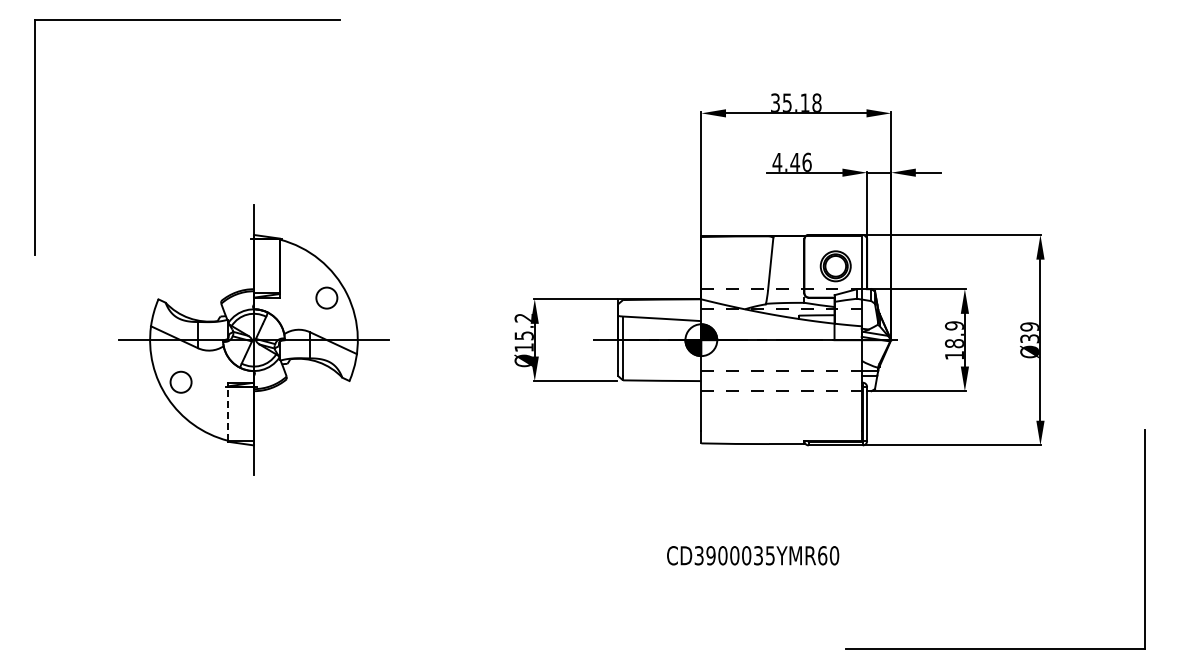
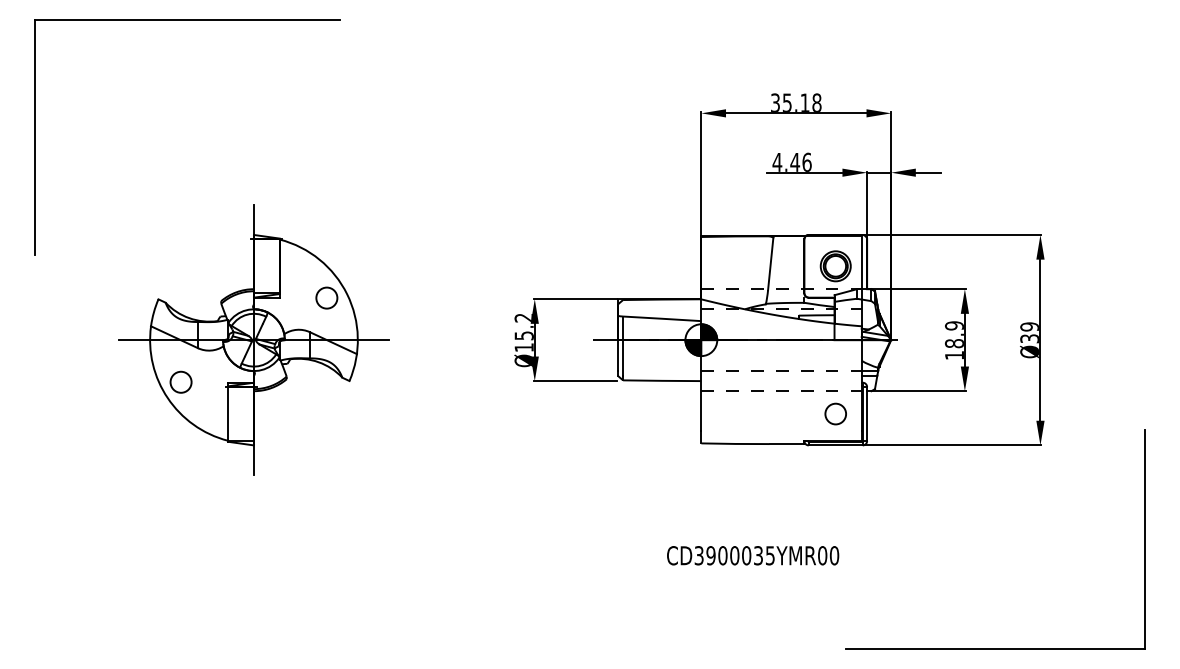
line: dashed -> solid (228, 413)
circle: none -> present (835, 413)
text: CD3900035YMR60 -> CD3900035YMR00 (822, 555)
